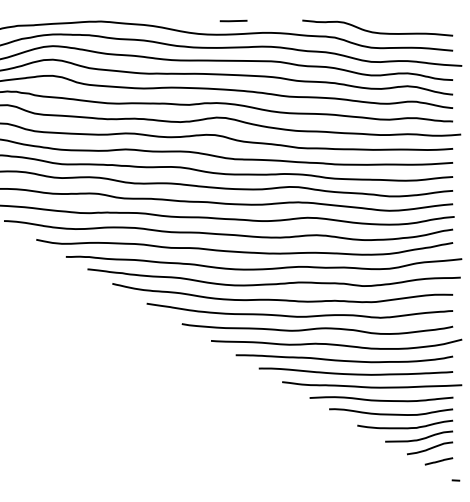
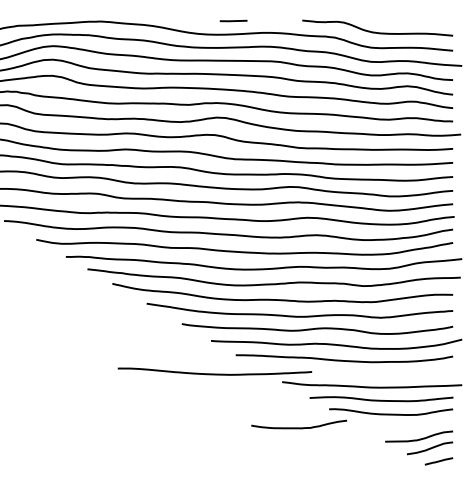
curve position: (355, 373) -> (214, 373) (214, 373)
curve position: (405, 427) -> (299, 427) (299, 427)
line: present -> none (455, 480)
